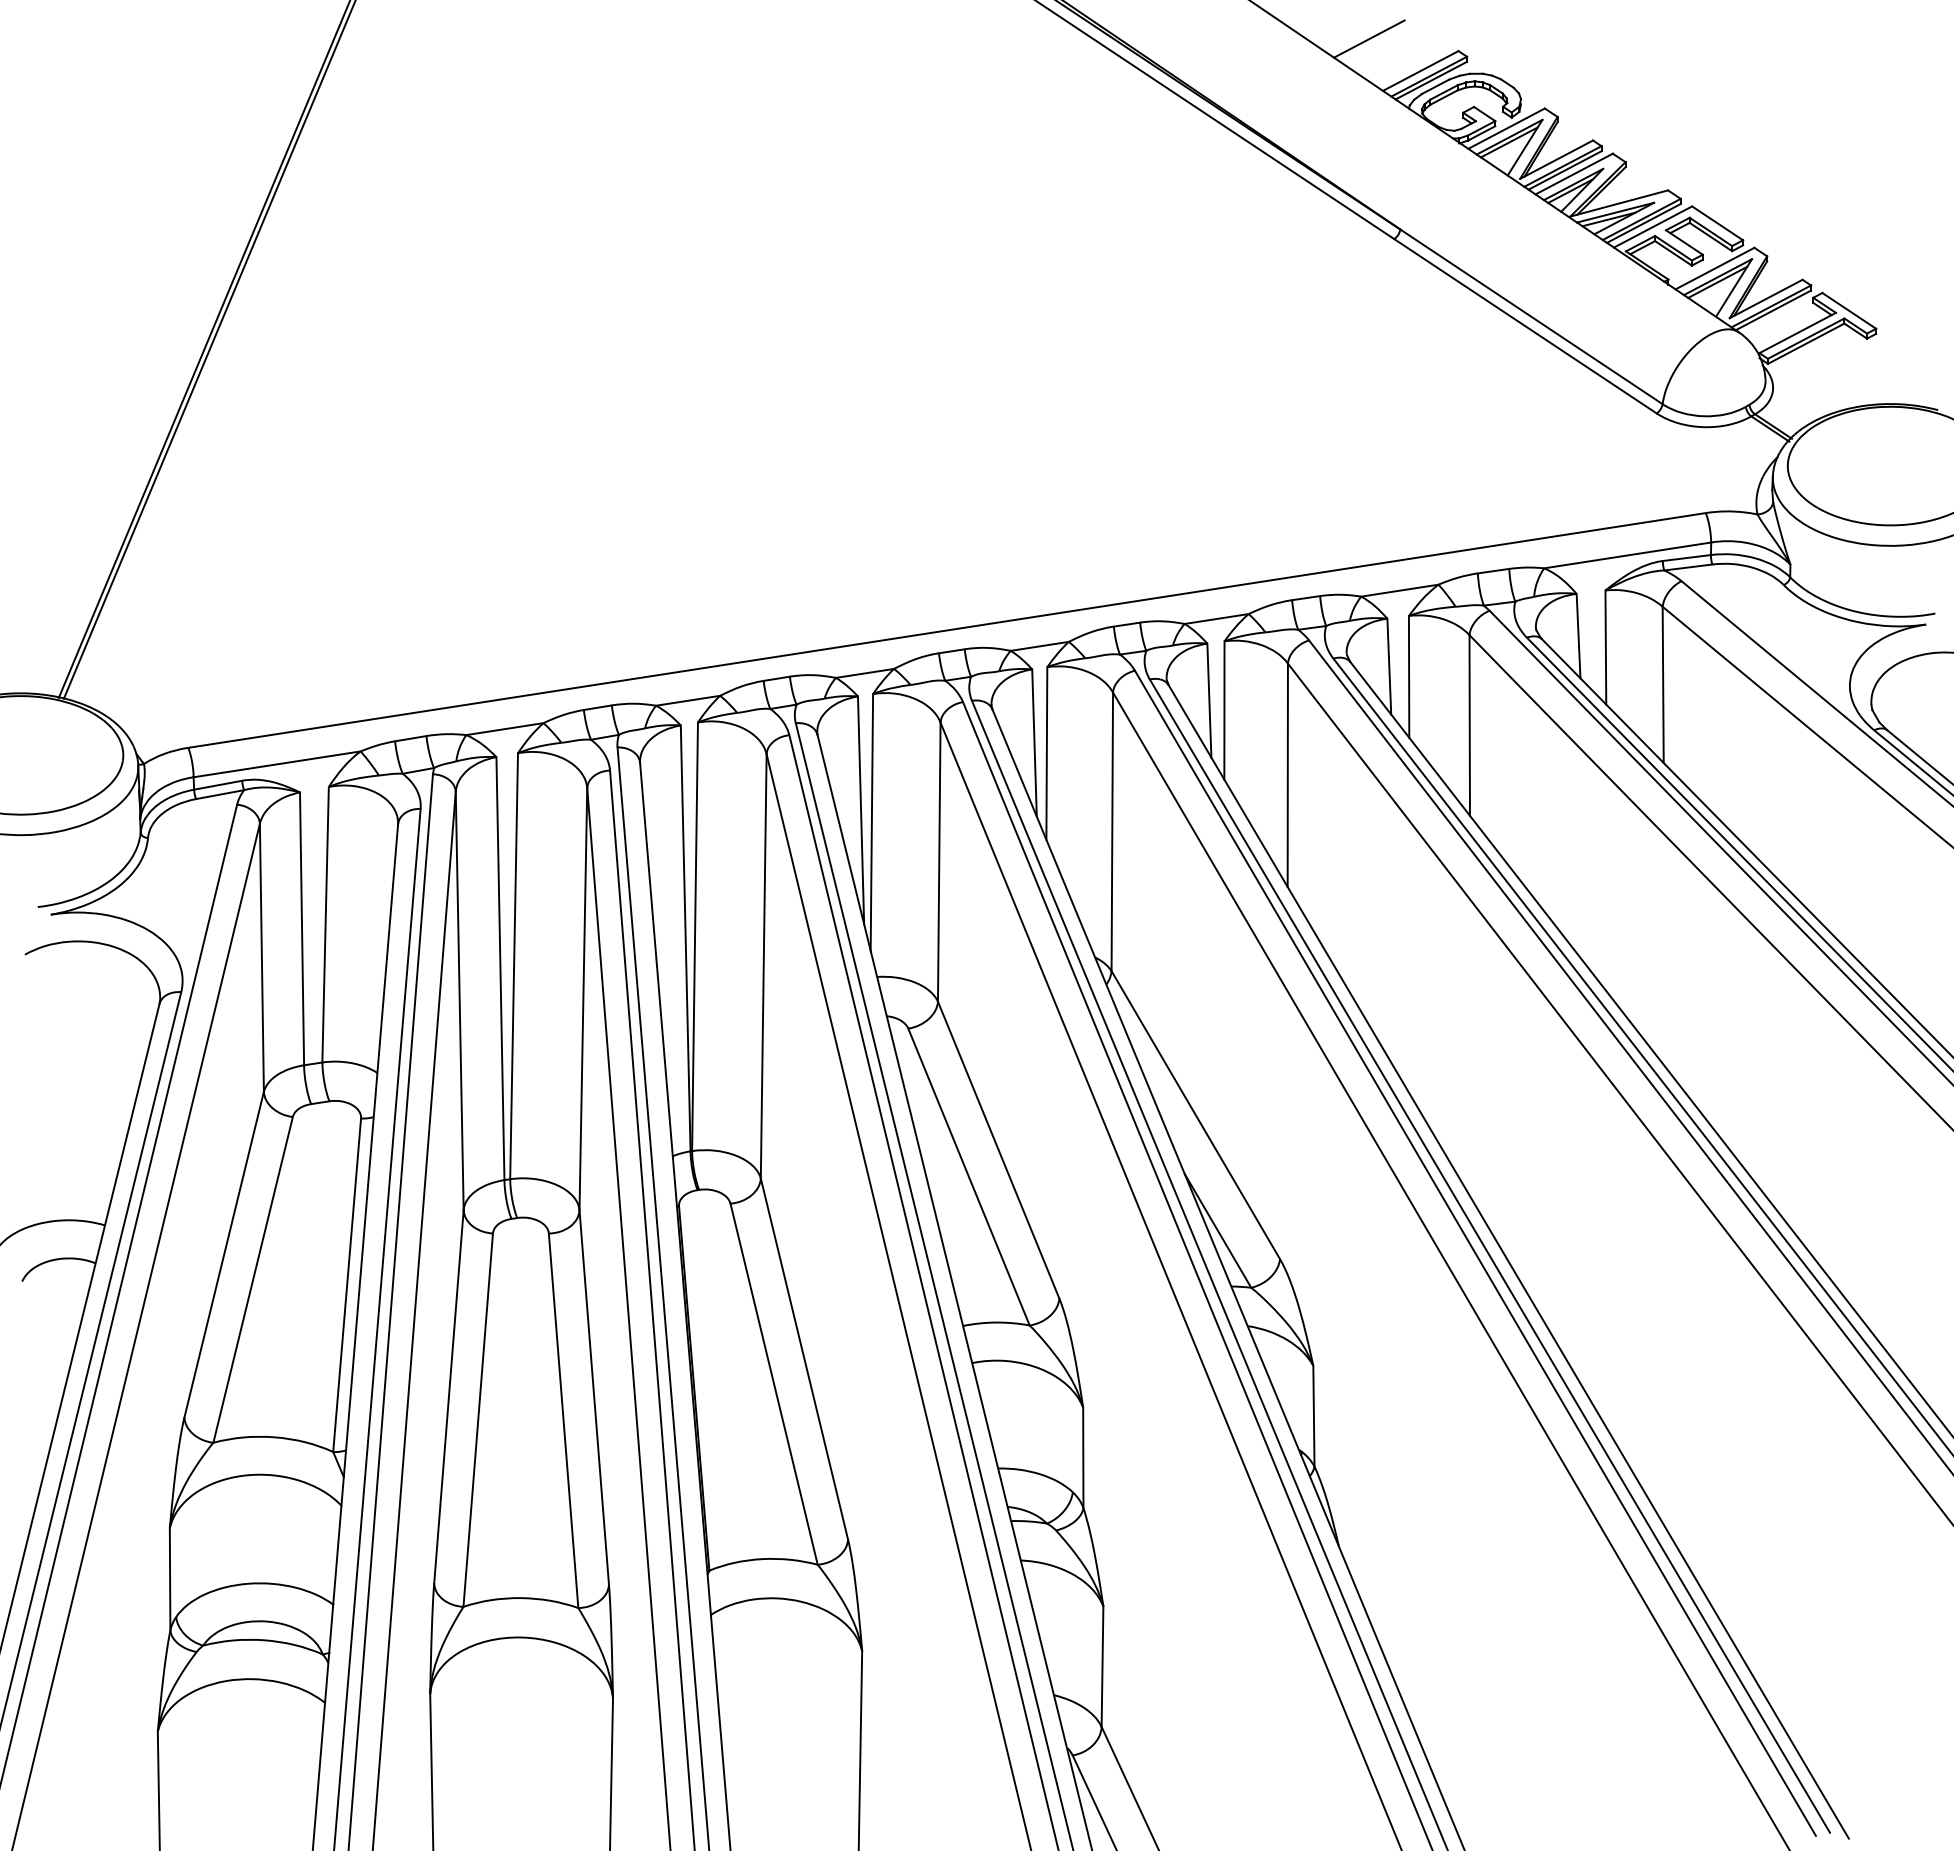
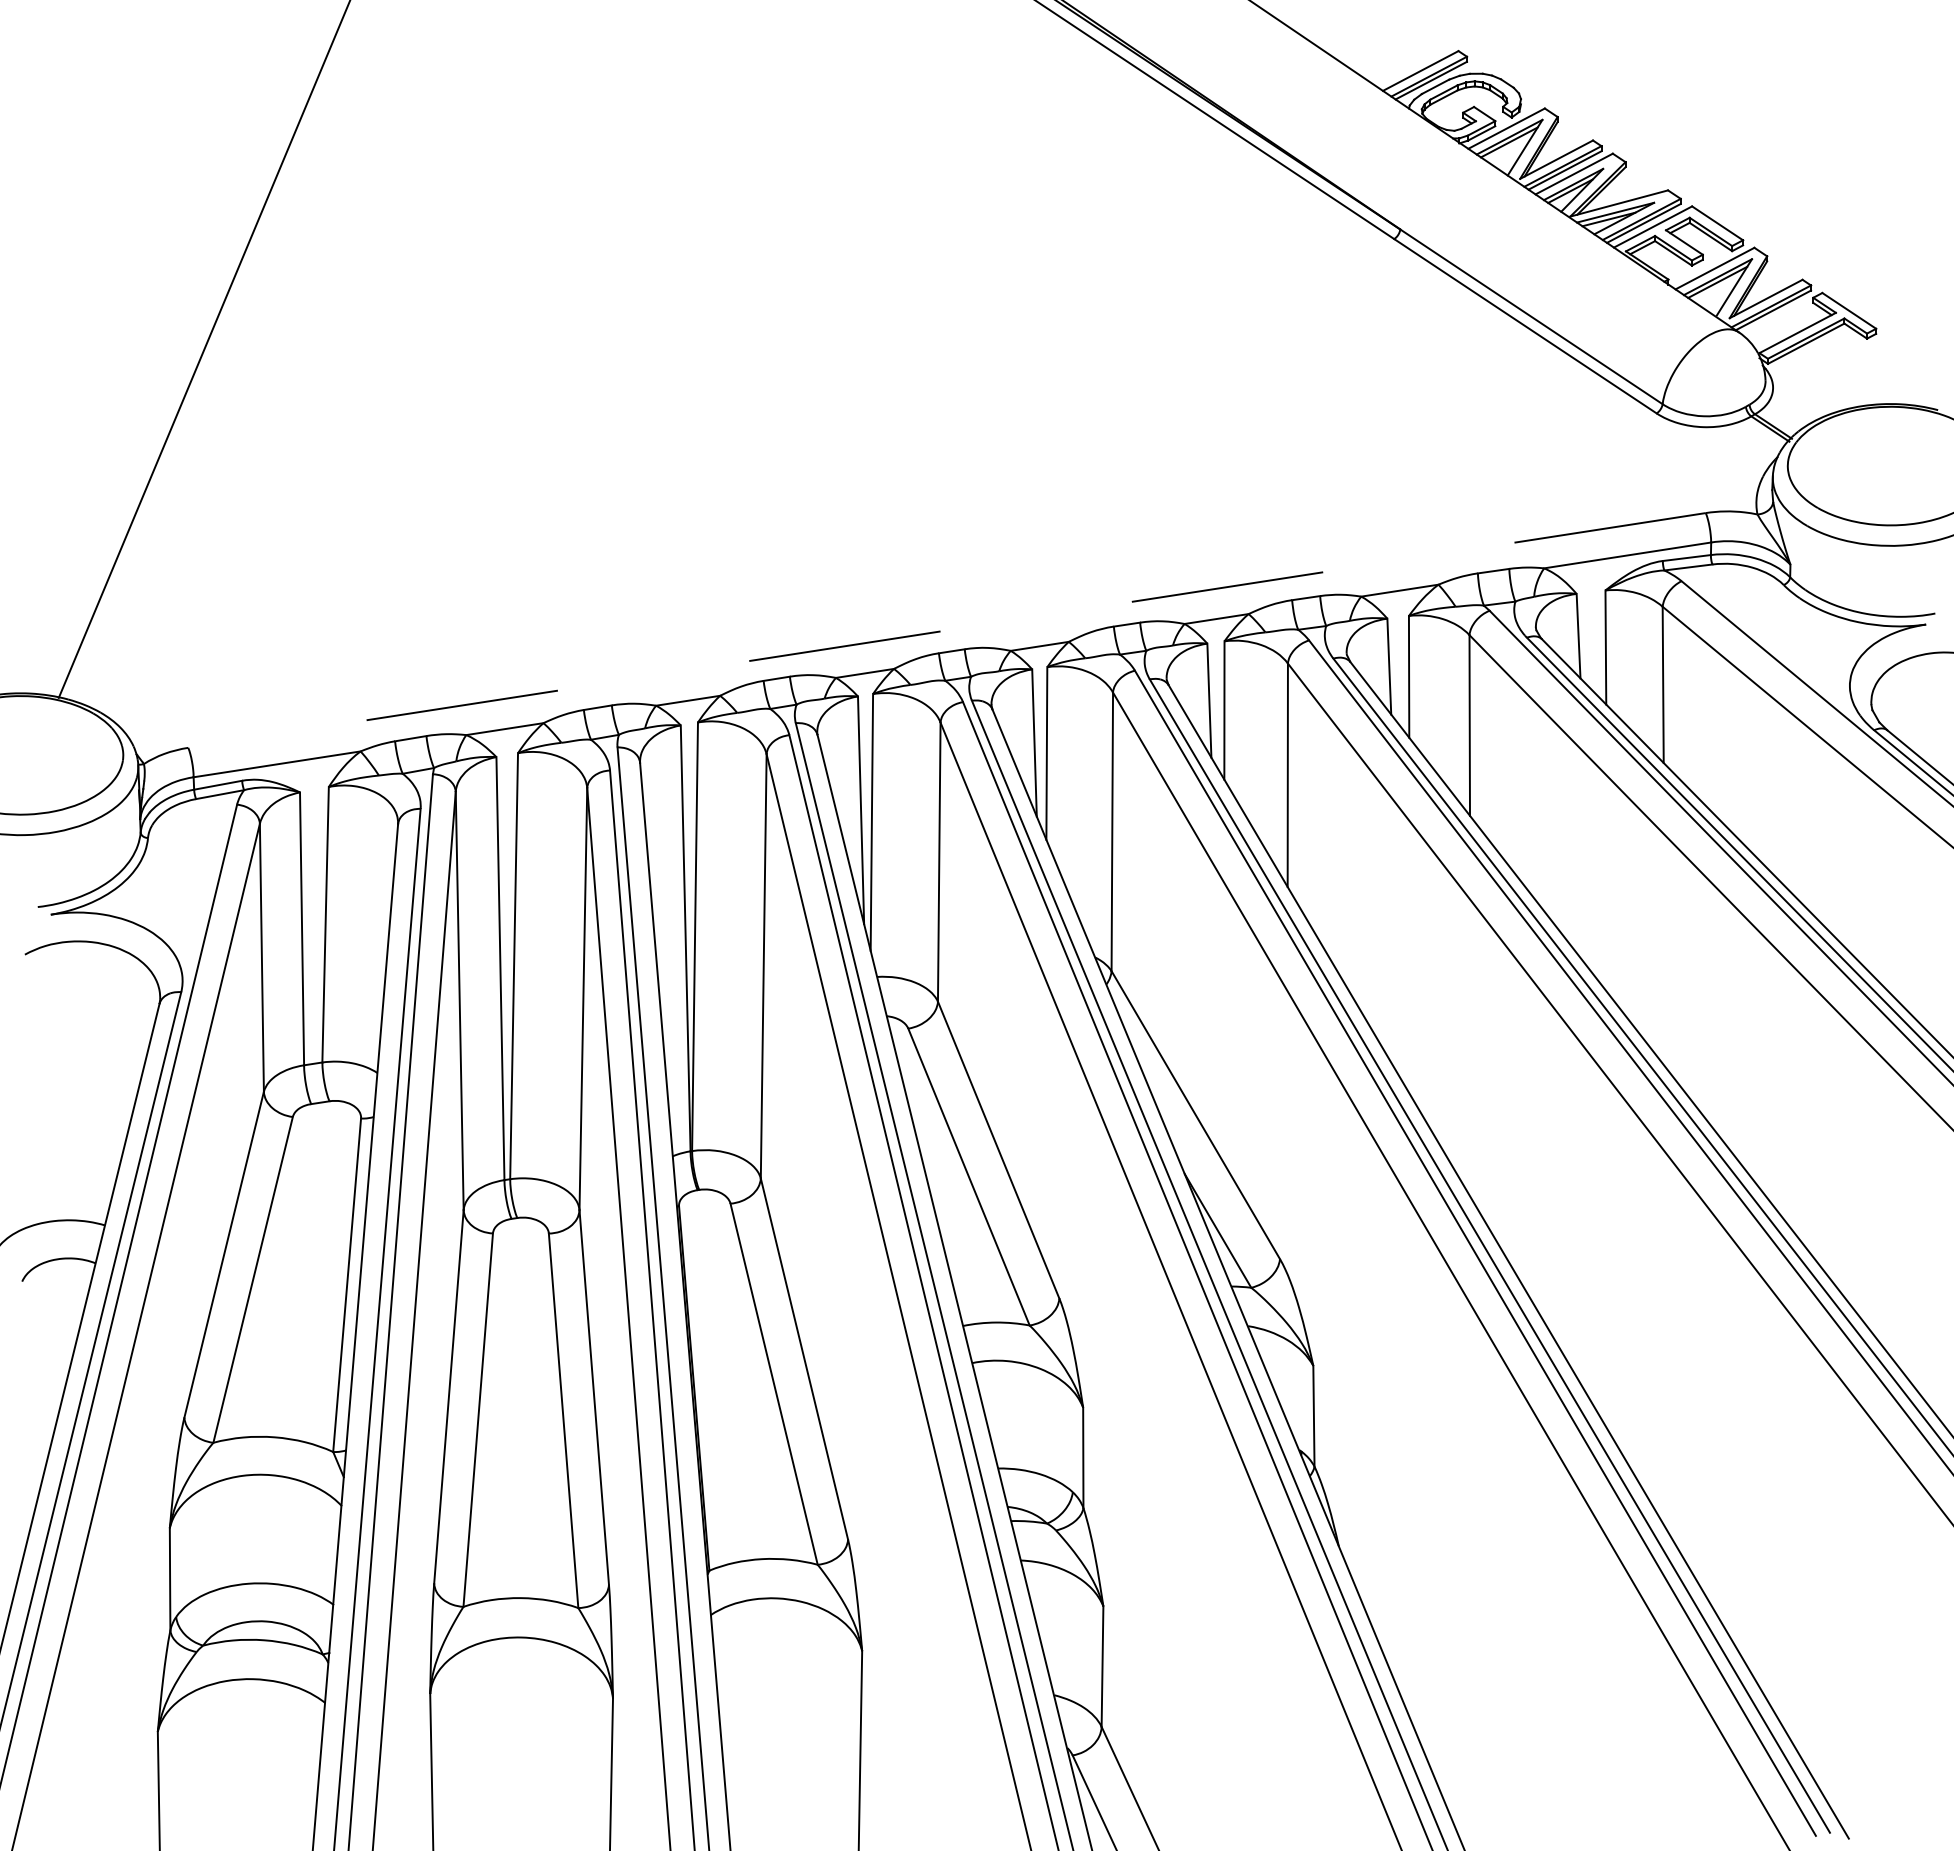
line: present -> none (1369, 38)
line: present -> none (208, 350)
line: solid -> dashed (947, 630)
